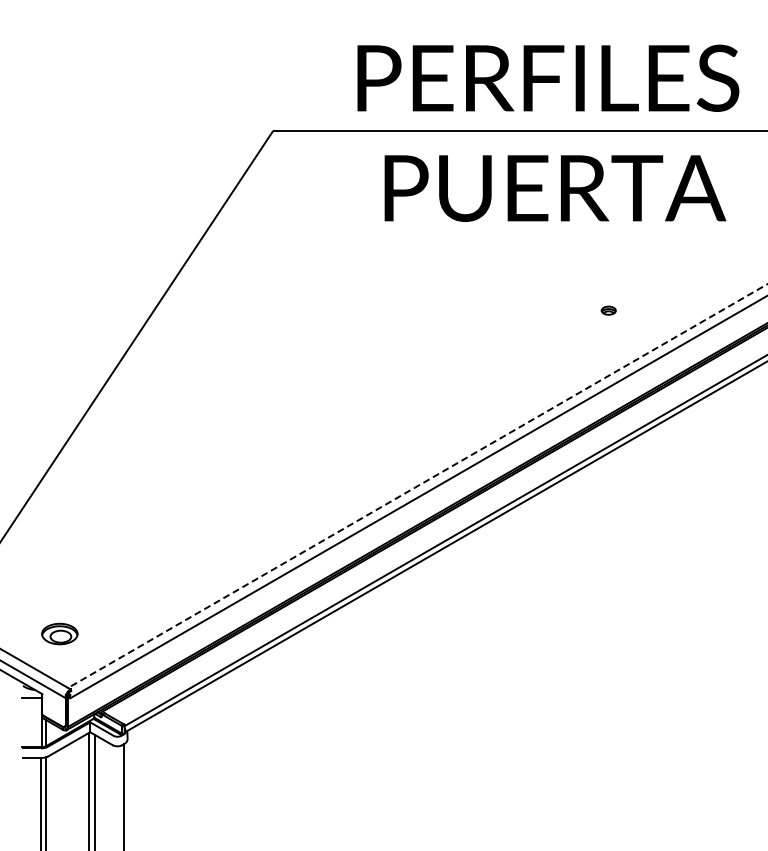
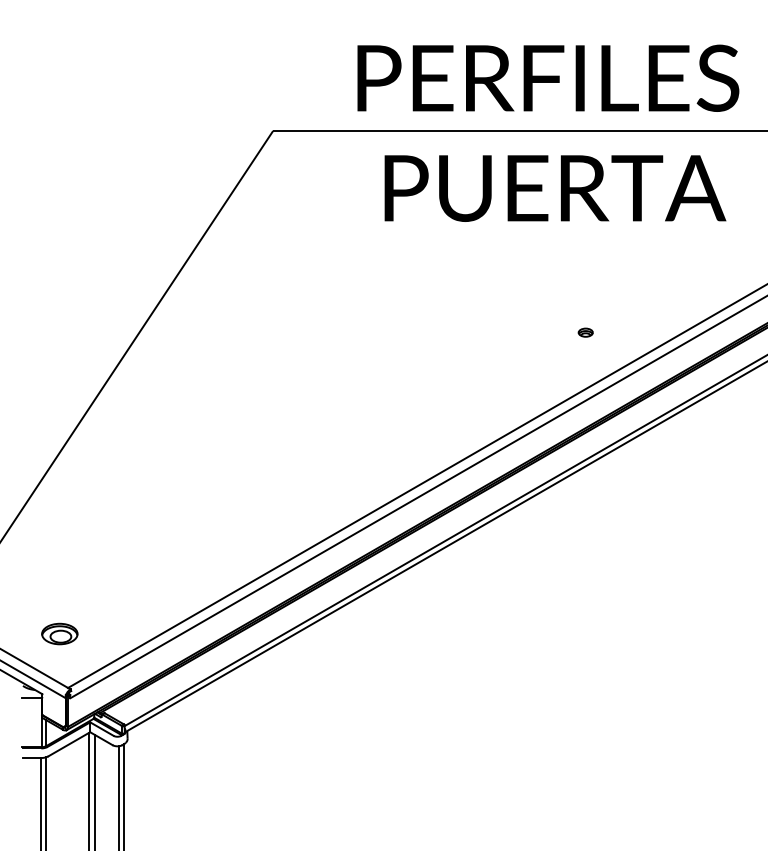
part position: (608, 310) -> (585, 332) (585, 332)
line: dashed -> solid (417, 486)
line: none -> present (118, 796)
